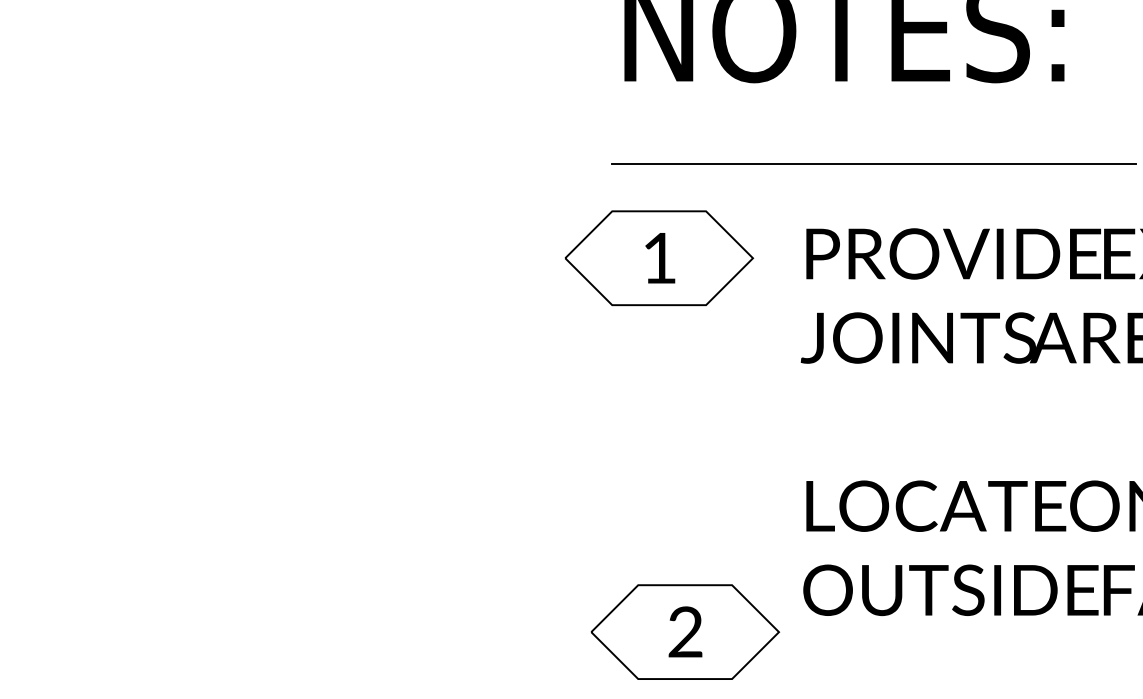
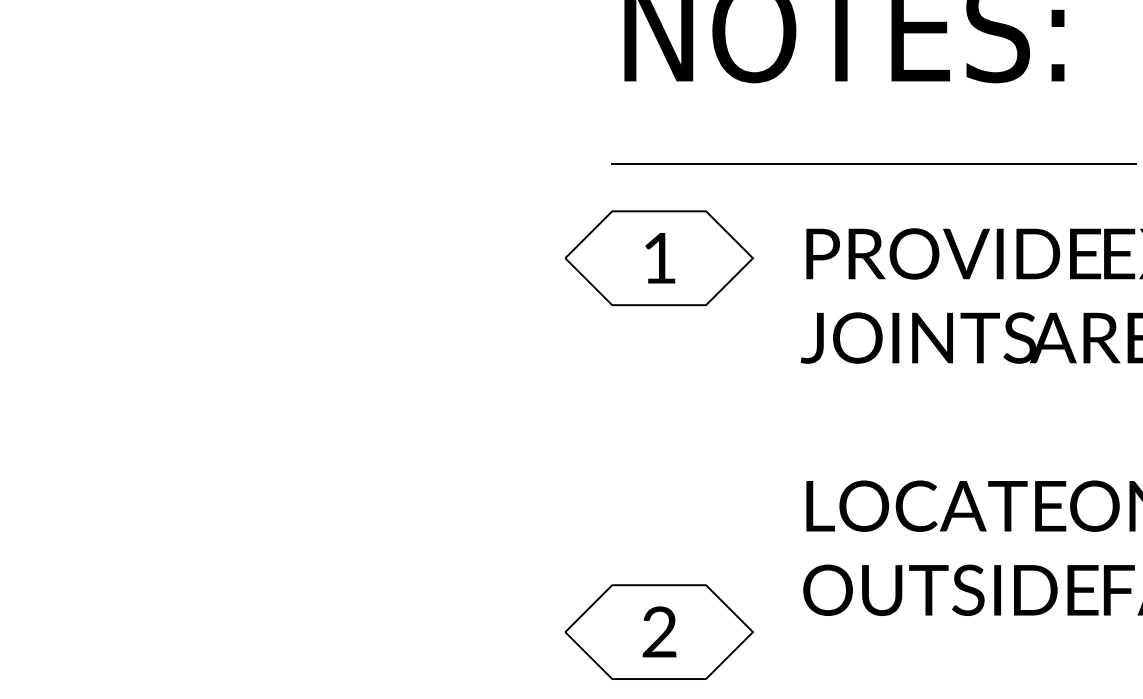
part position: (685, 631) -> (659, 631) (659, 631)
